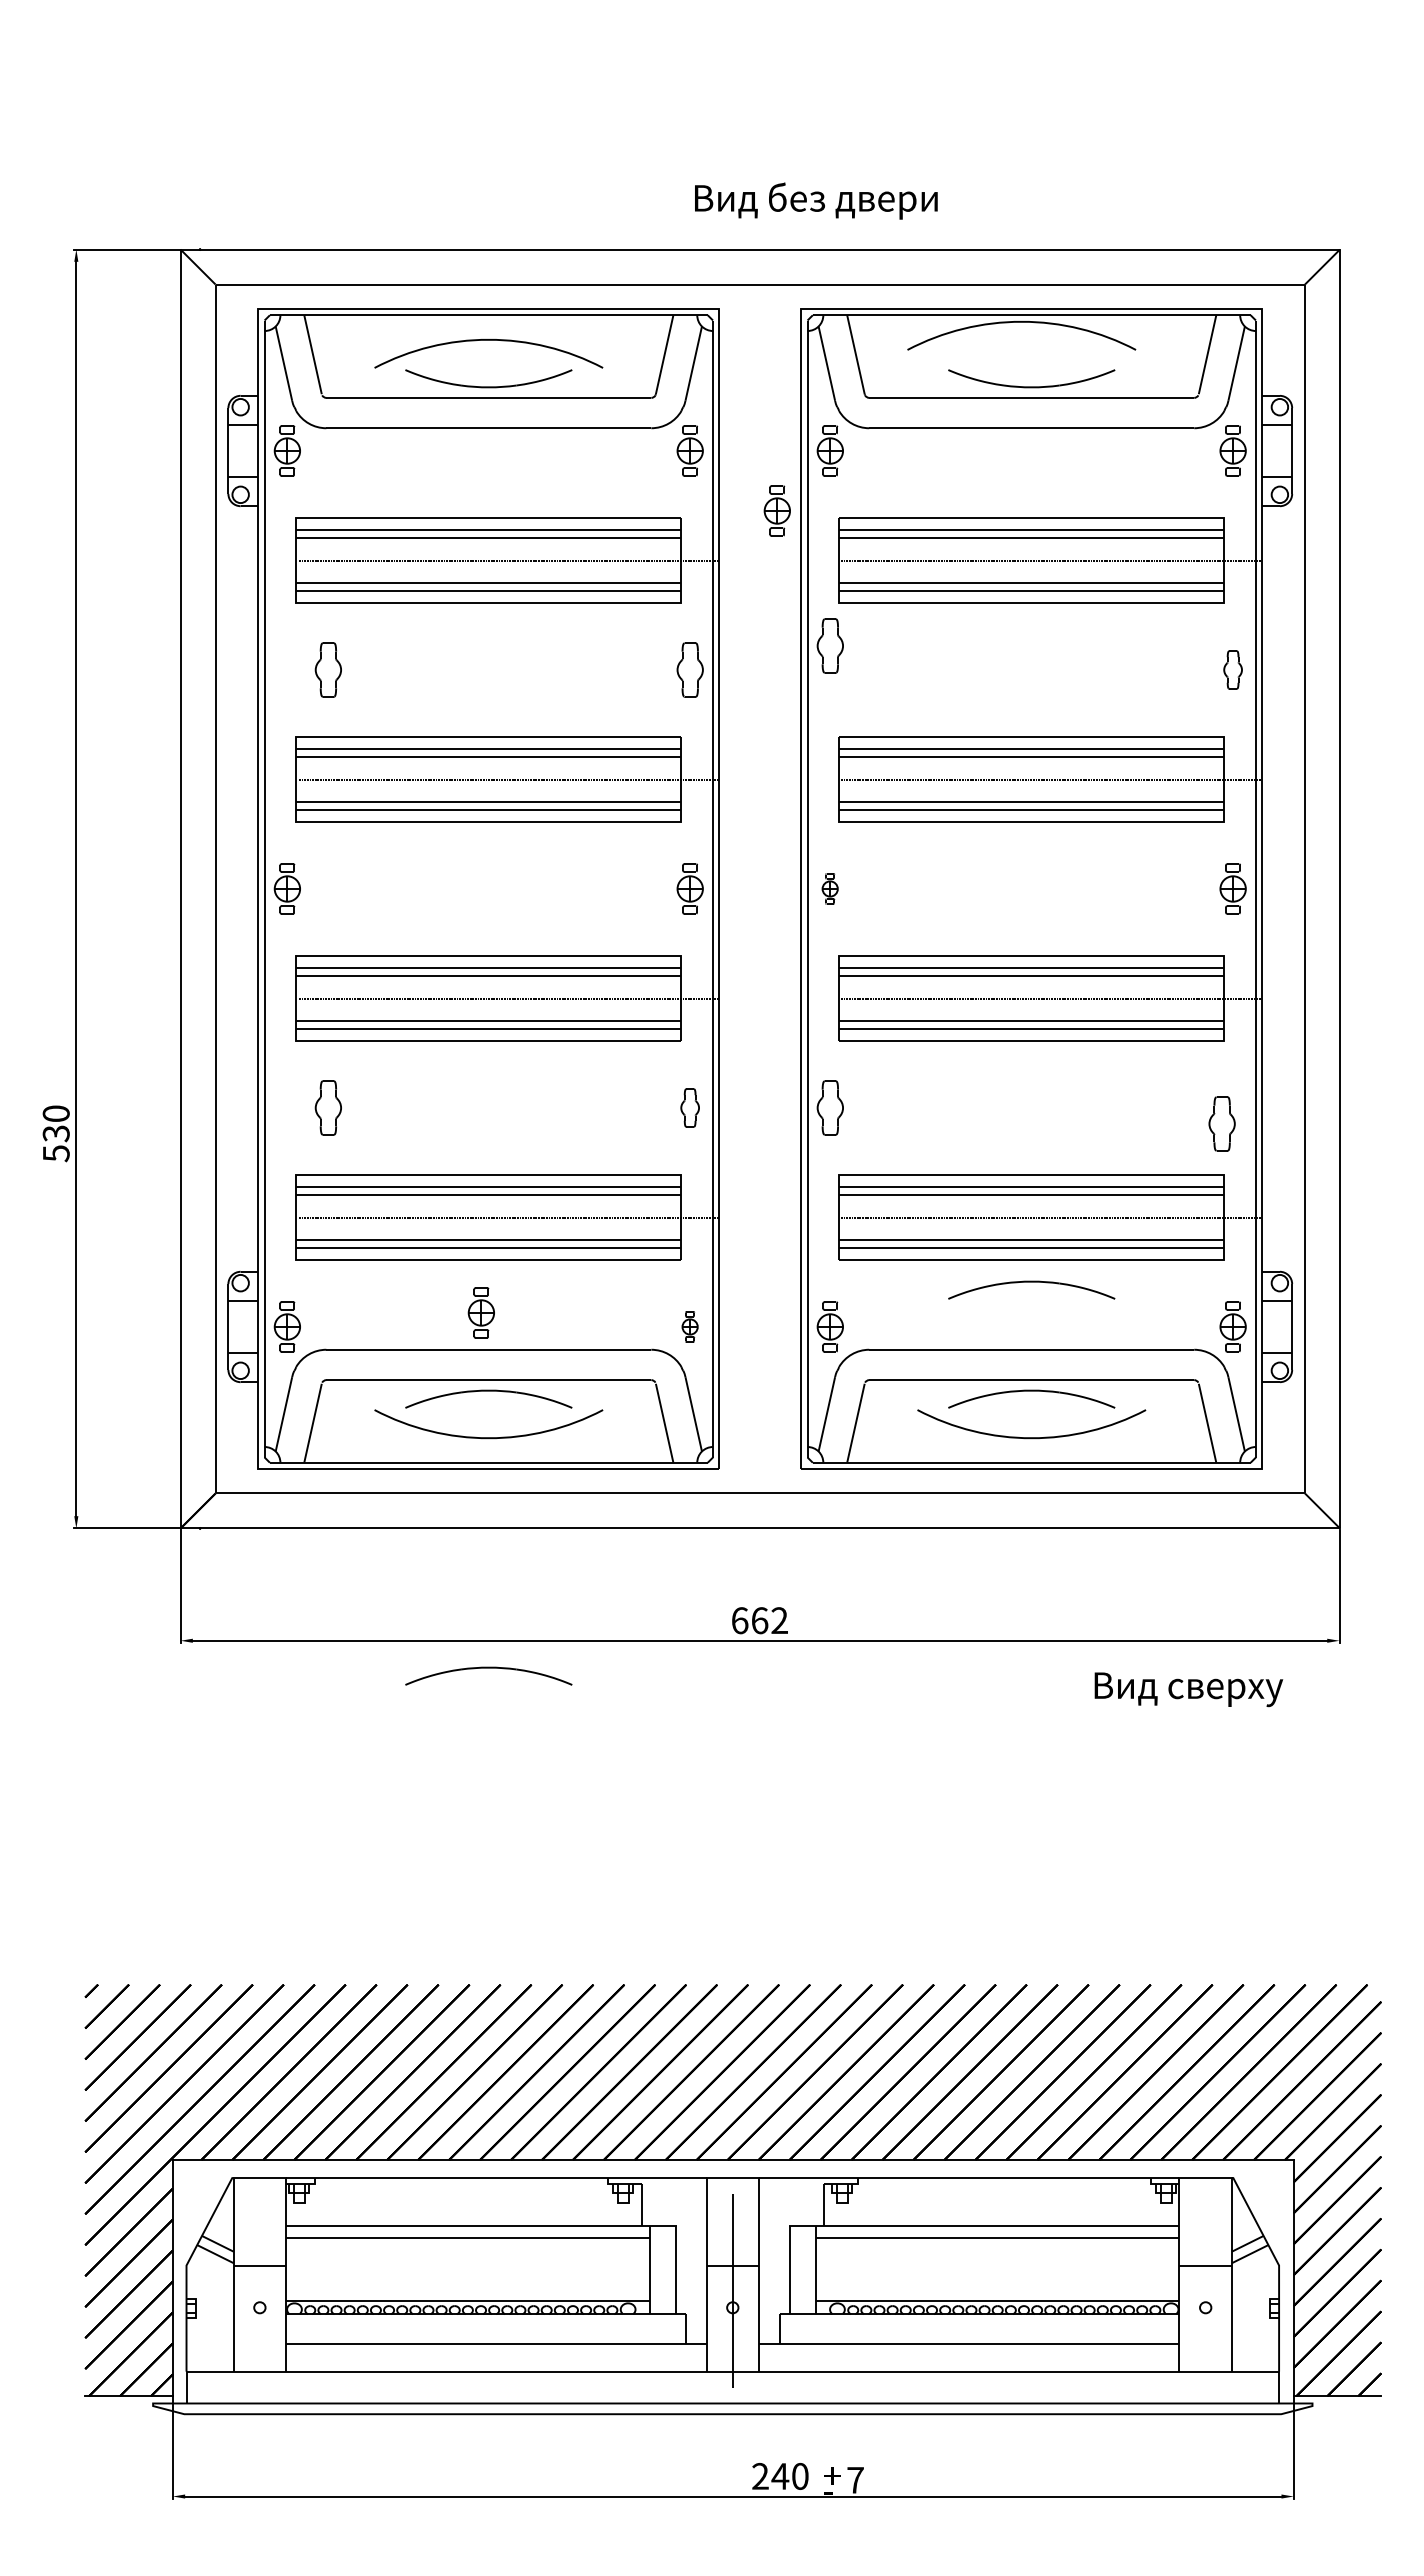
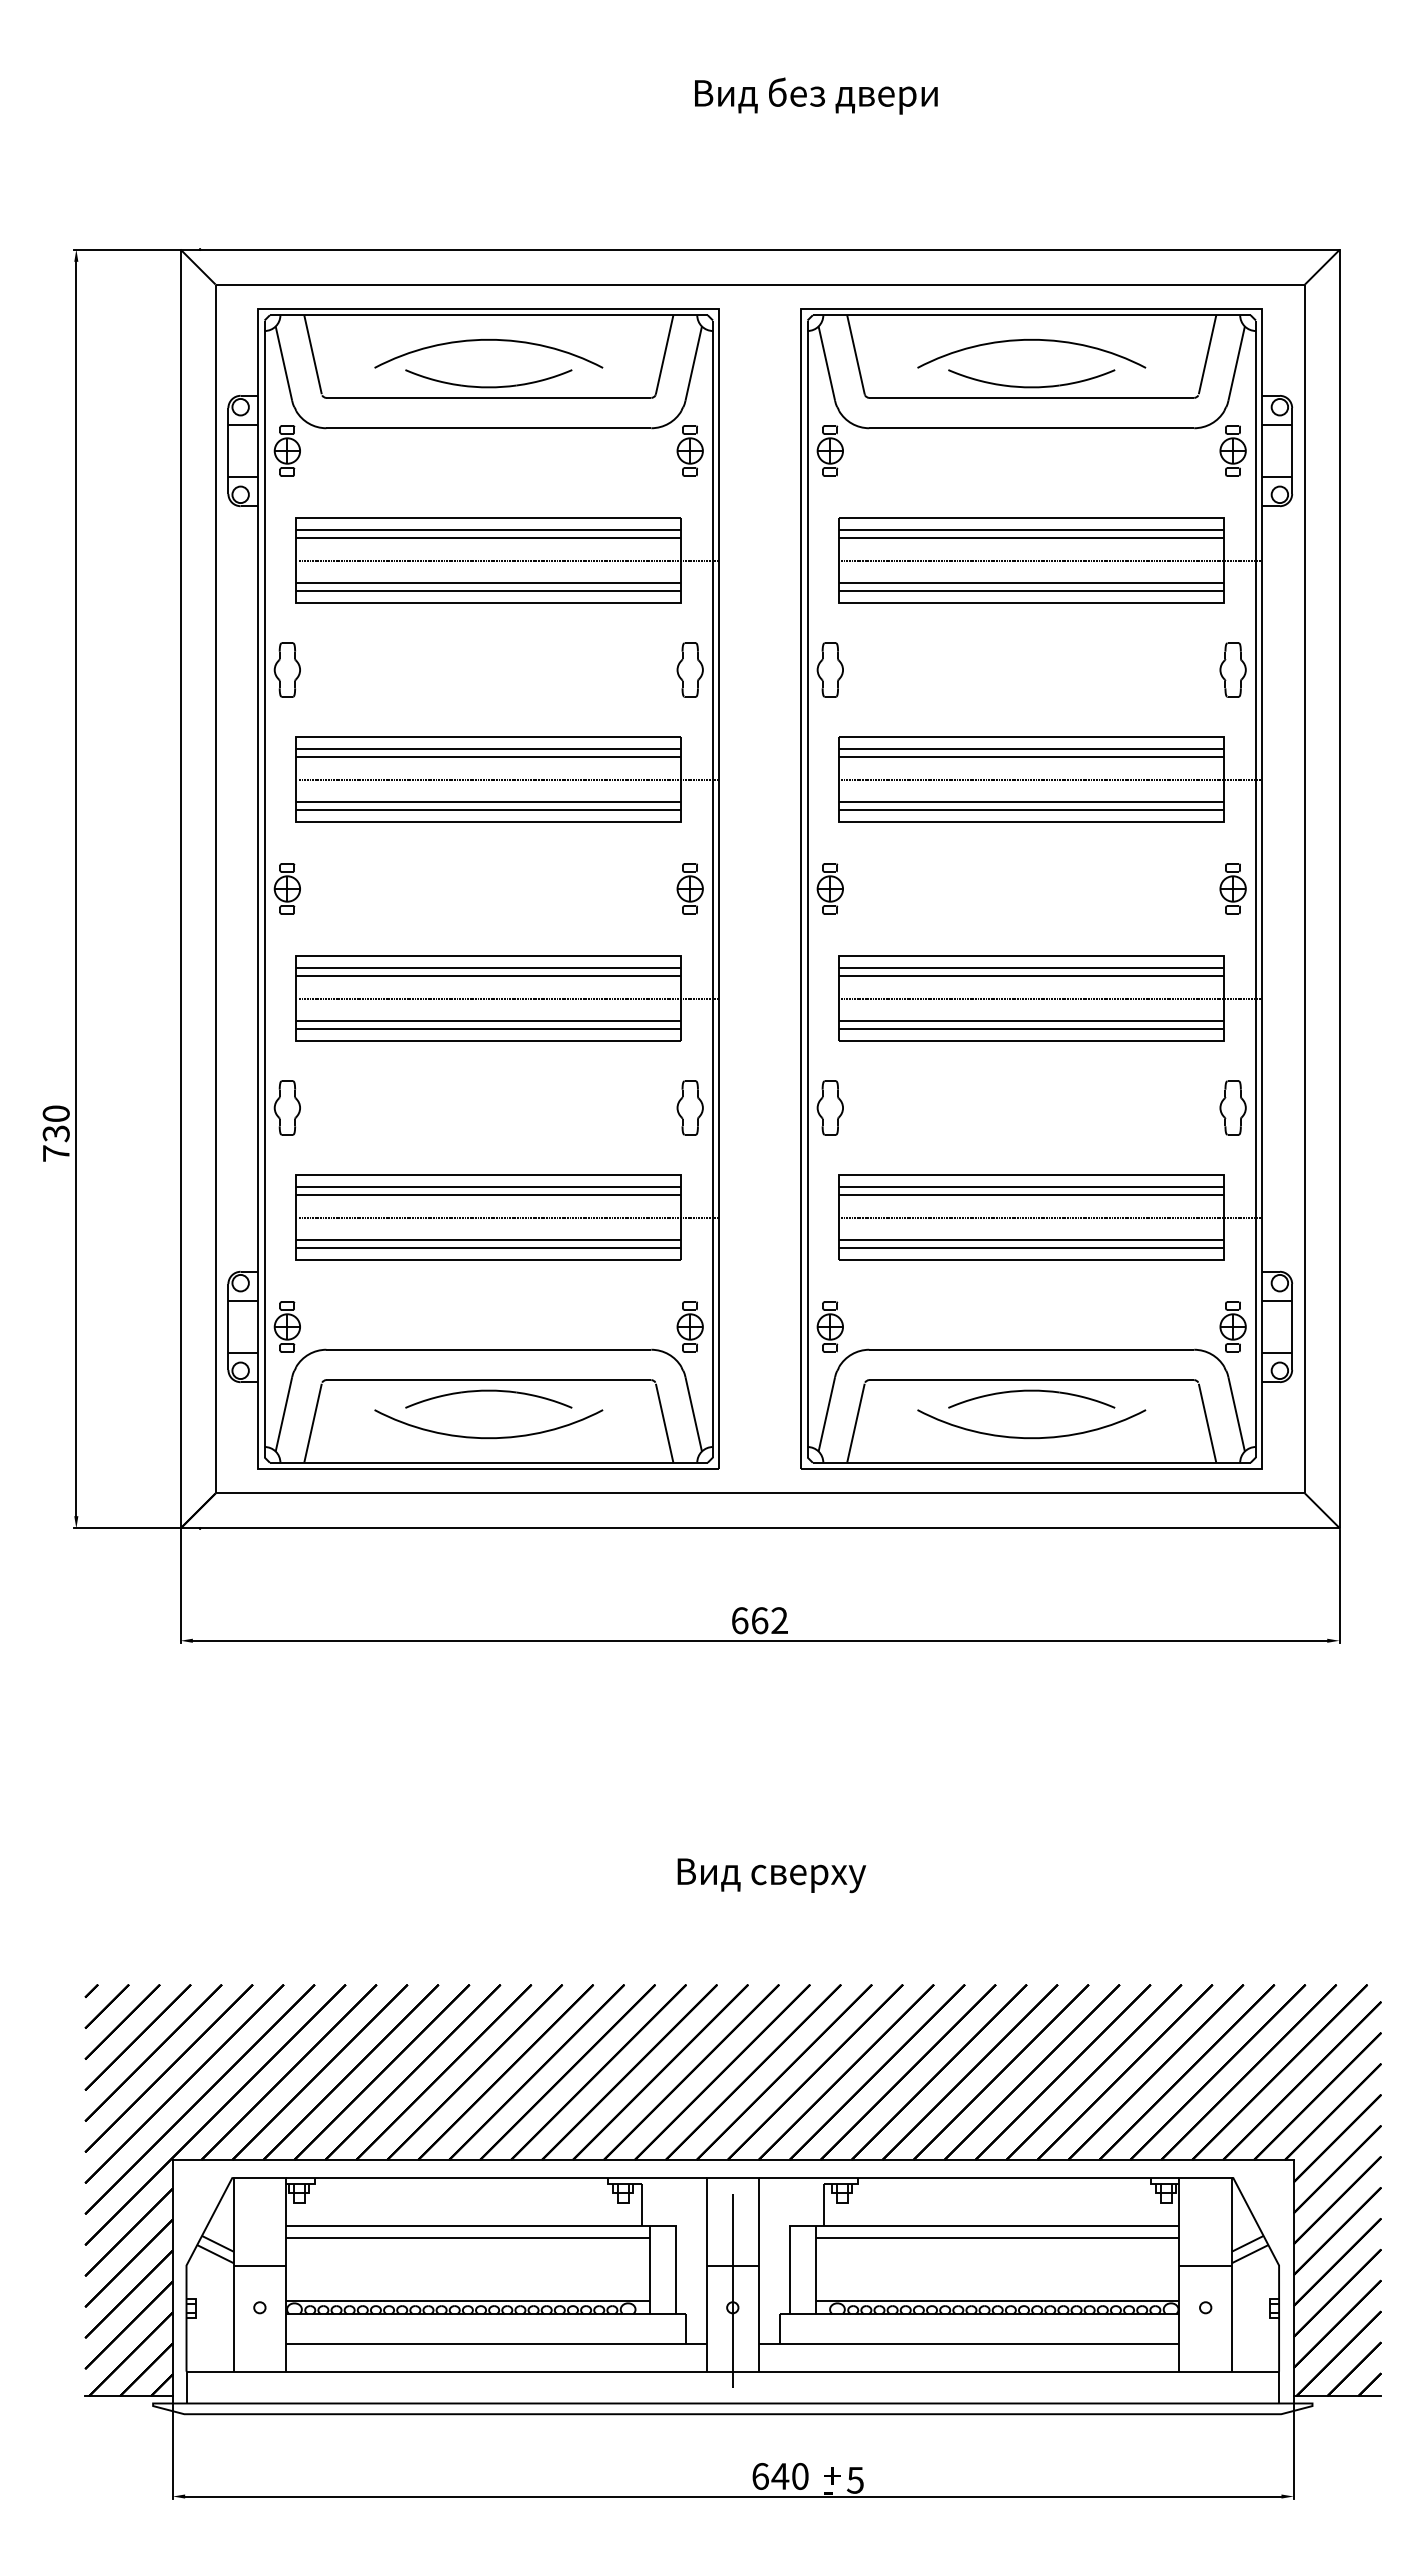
text position: (816, 200) -> (816, 95) (816, 95)
curve position: (1021, 322) -> (1031, 340) (1031, 340)
part: present -> none (776, 510)
part position: (829, 645) -> (829, 669) (829, 669)
part position: (327, 669) -> (286, 669) (286, 669)
part size: 20x40 px -> 28x56 px (1232, 669)
part size: 18x32 px -> 28x52 px (829, 888)
part position: (327, 1107) -> (286, 1107) (286, 1107)
part size: 20x40 px -> 28x56 px (689, 1107)
part position: (1221, 1123) -> (1232, 1107) (1232, 1107)
text: 530 -> 730 (56, 1153)
part: present -> none (1031, 1282)
part: present -> none (480, 1312)
part size: 18x32 px -> 28x52 px (689, 1326)
part: present -> none (488, 1668)
text position: (1188, 1689) -> (771, 1875) (771, 1875)
text: 240 -> 640 (760, 2475)
text: 7 -> 5 (855, 2480)
